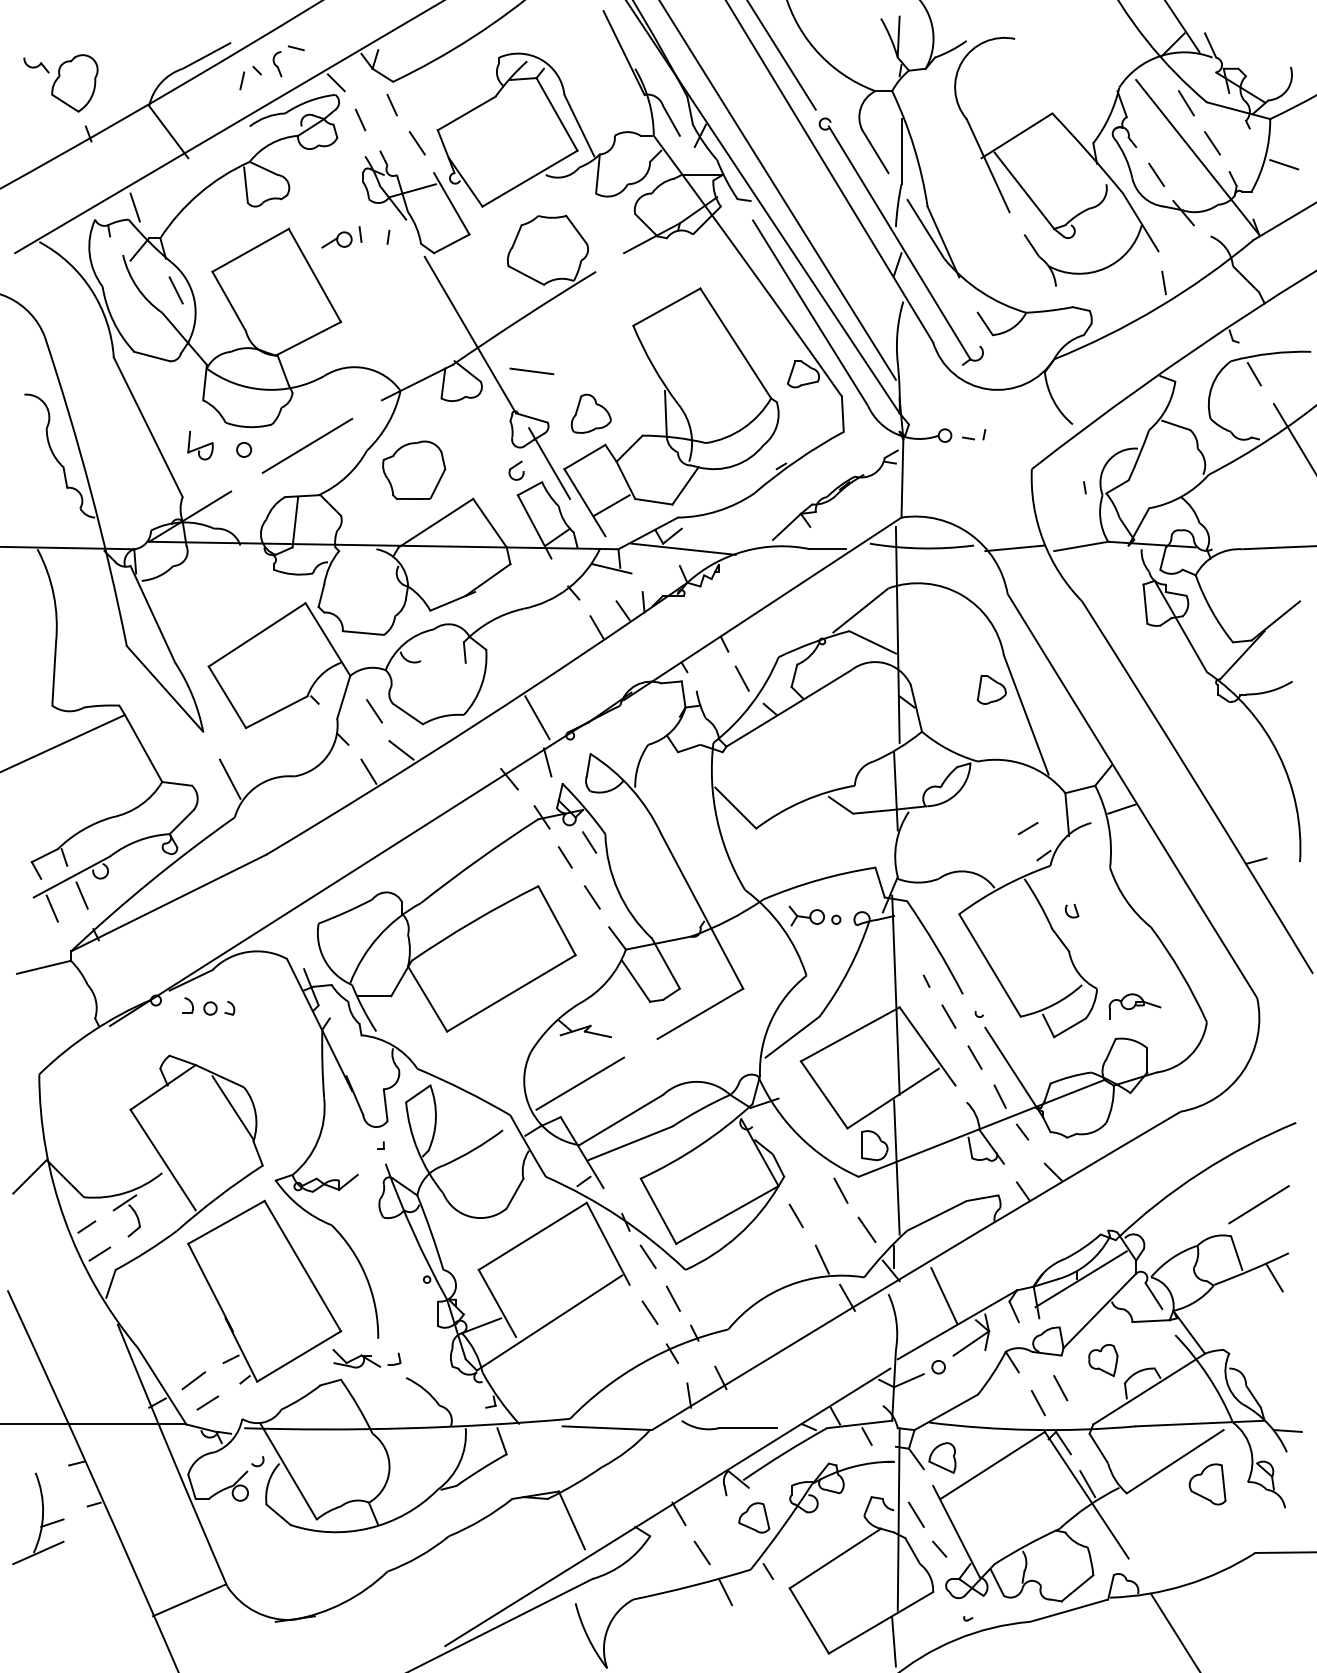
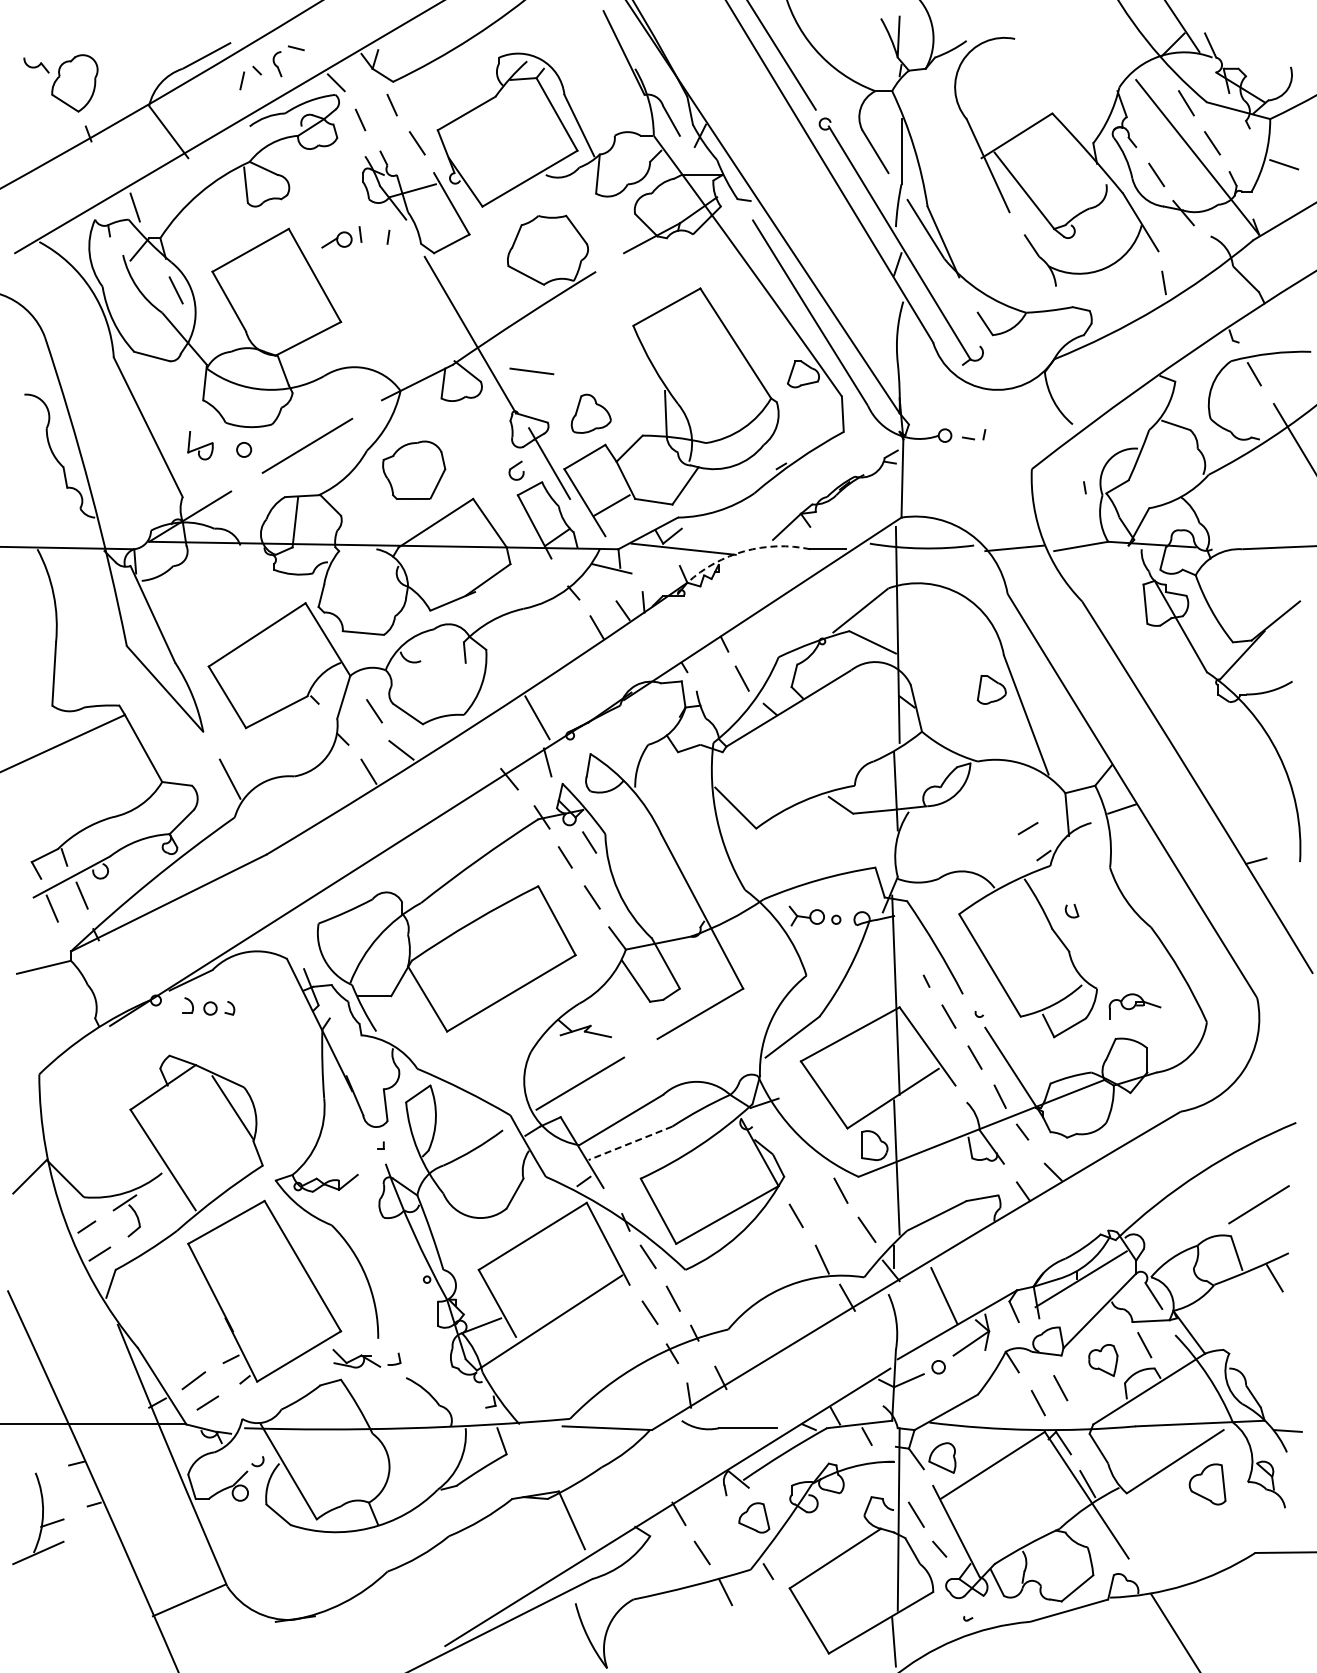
line: present -> none (777, 190)
arc: solid -> dashed (744, 551)
line: solid -> dashed (630, 1143)
line: none -> present (1144, 1345)
